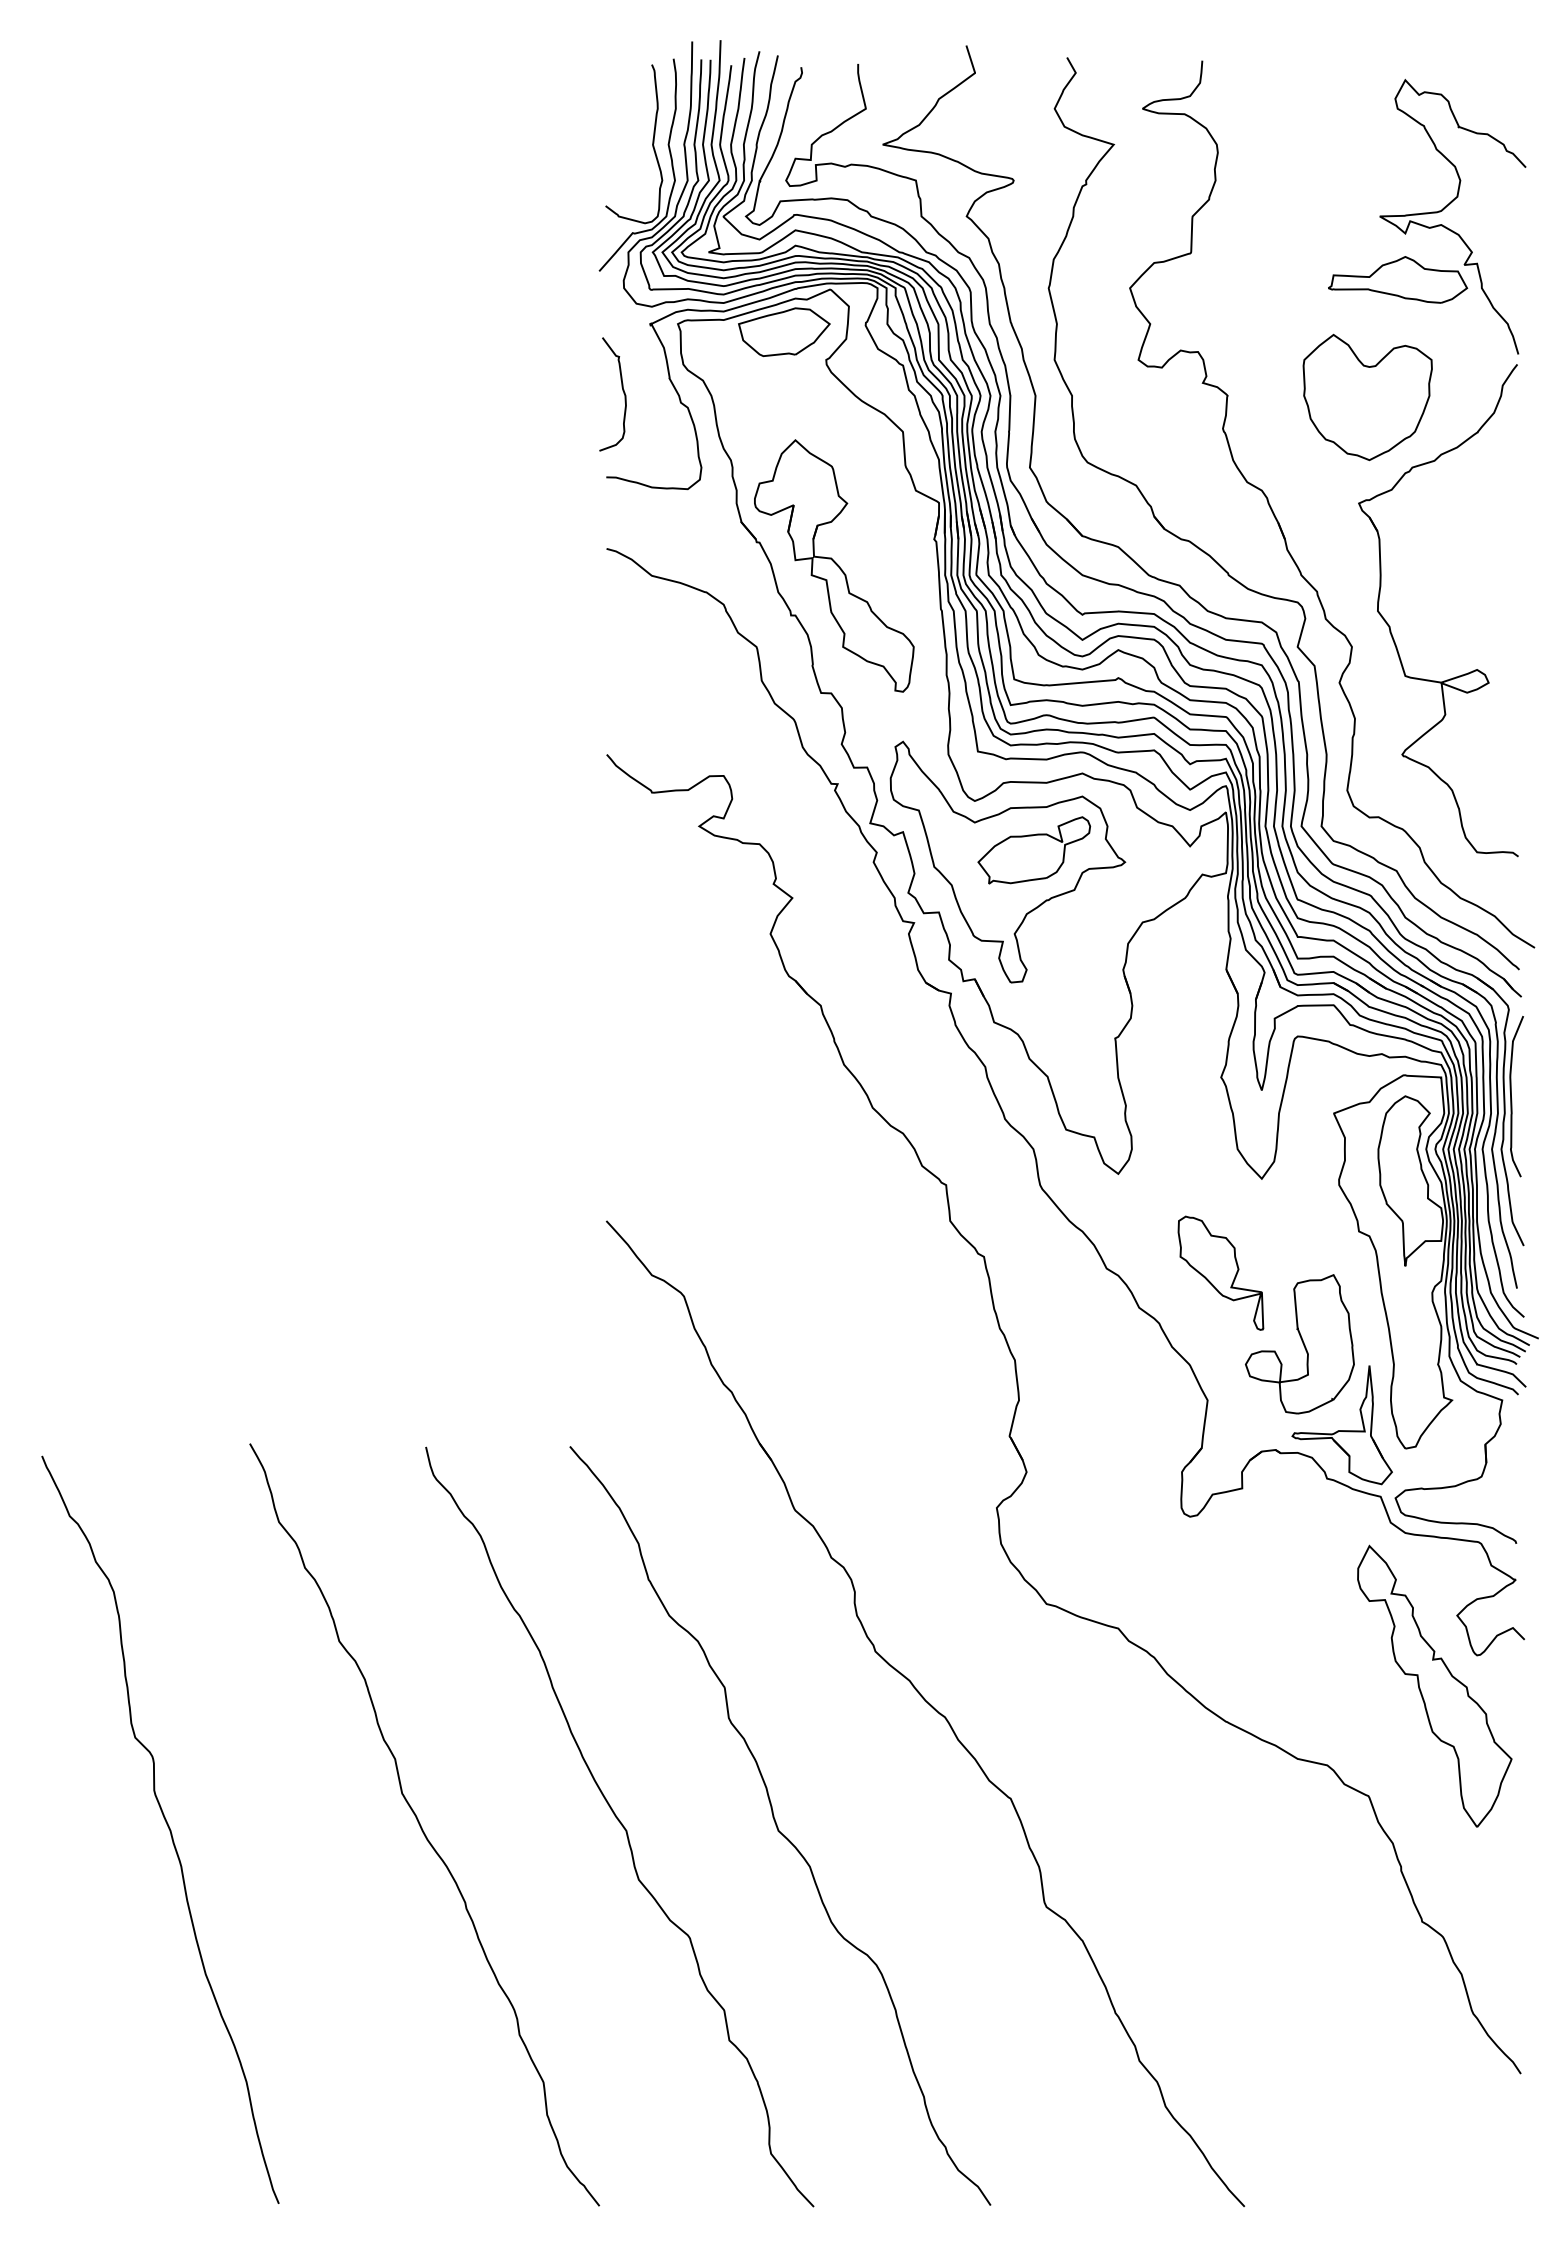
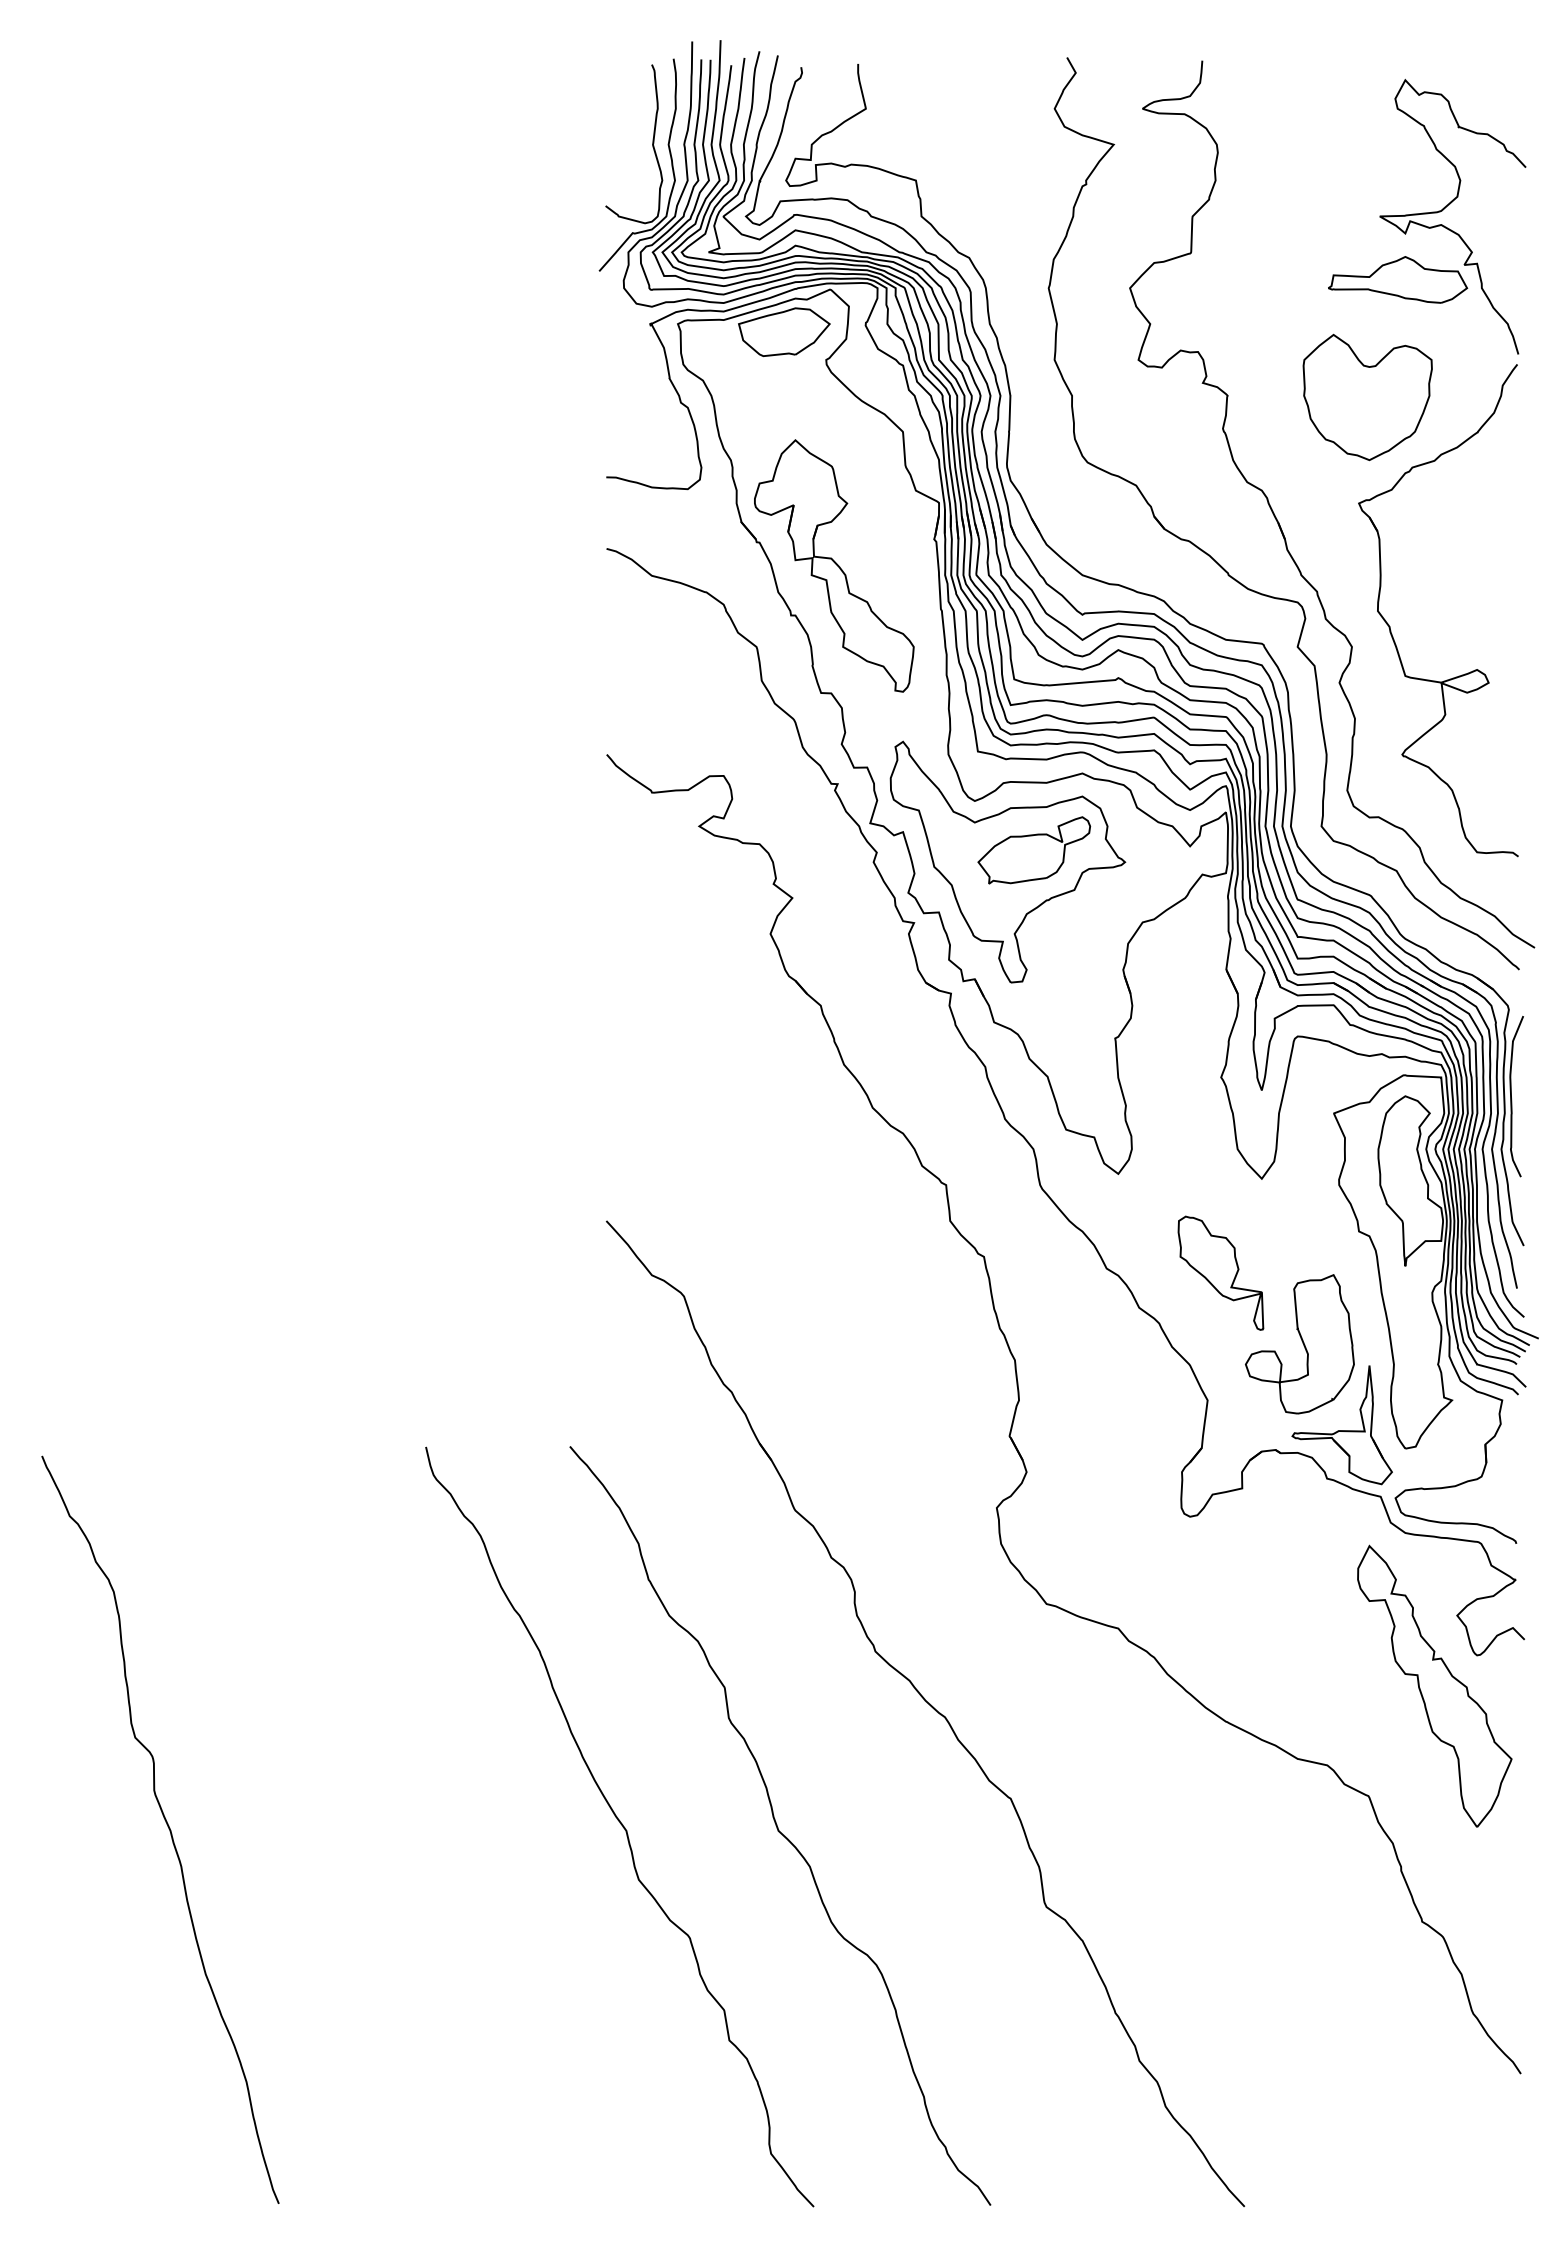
curve: present -> none (622, 390)
part: present -> none (1179, 584)
curve: present -> none (421, 1825)
